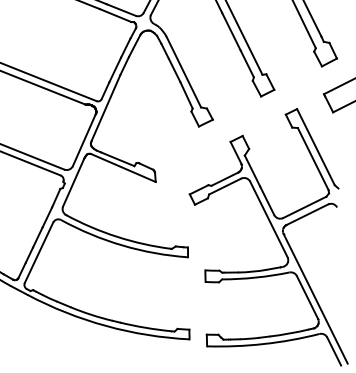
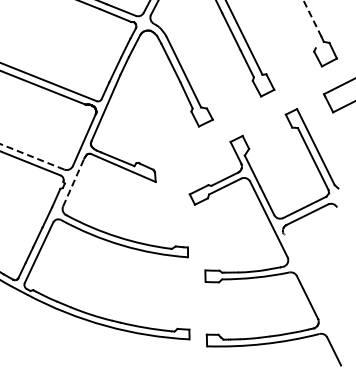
line: solid -> dashed (312, 18)
line: present -> none (304, 25)
line: solid -> dashed (31, 156)
line: solid -> dashed (73, 182)
line: present -> none (315, 298)
